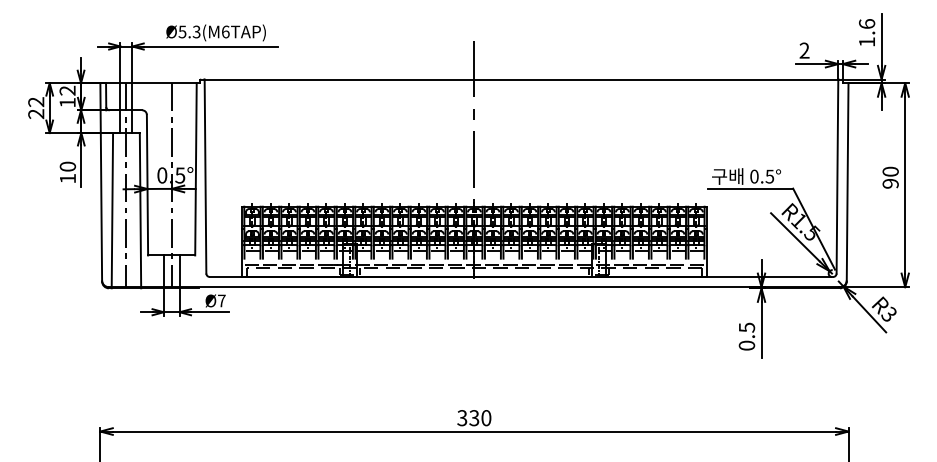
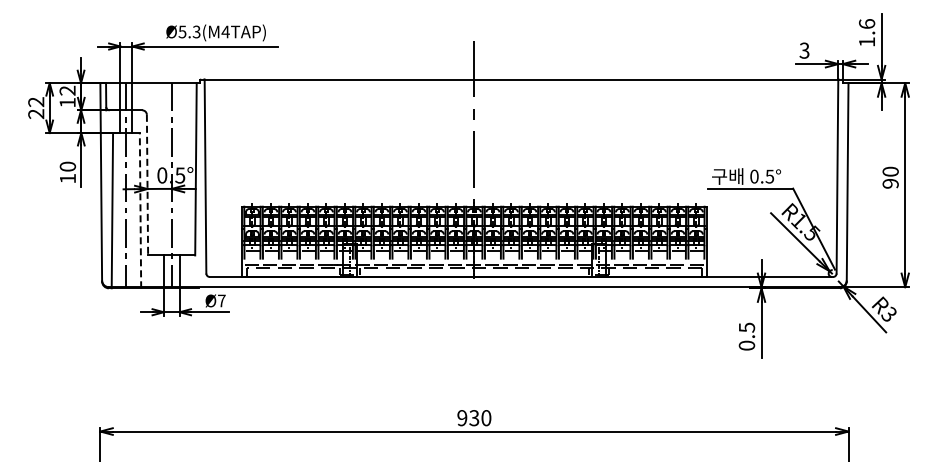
text: Ø5.3(M6TAP) -> Ø5.3(M4TAP) (225, 31)
text: 2 -> 3 (804, 50)
line: solid -> dashed (147, 185)
line: solid -> dashed (140, 210)
text: 330 -> 930 (462, 418)
